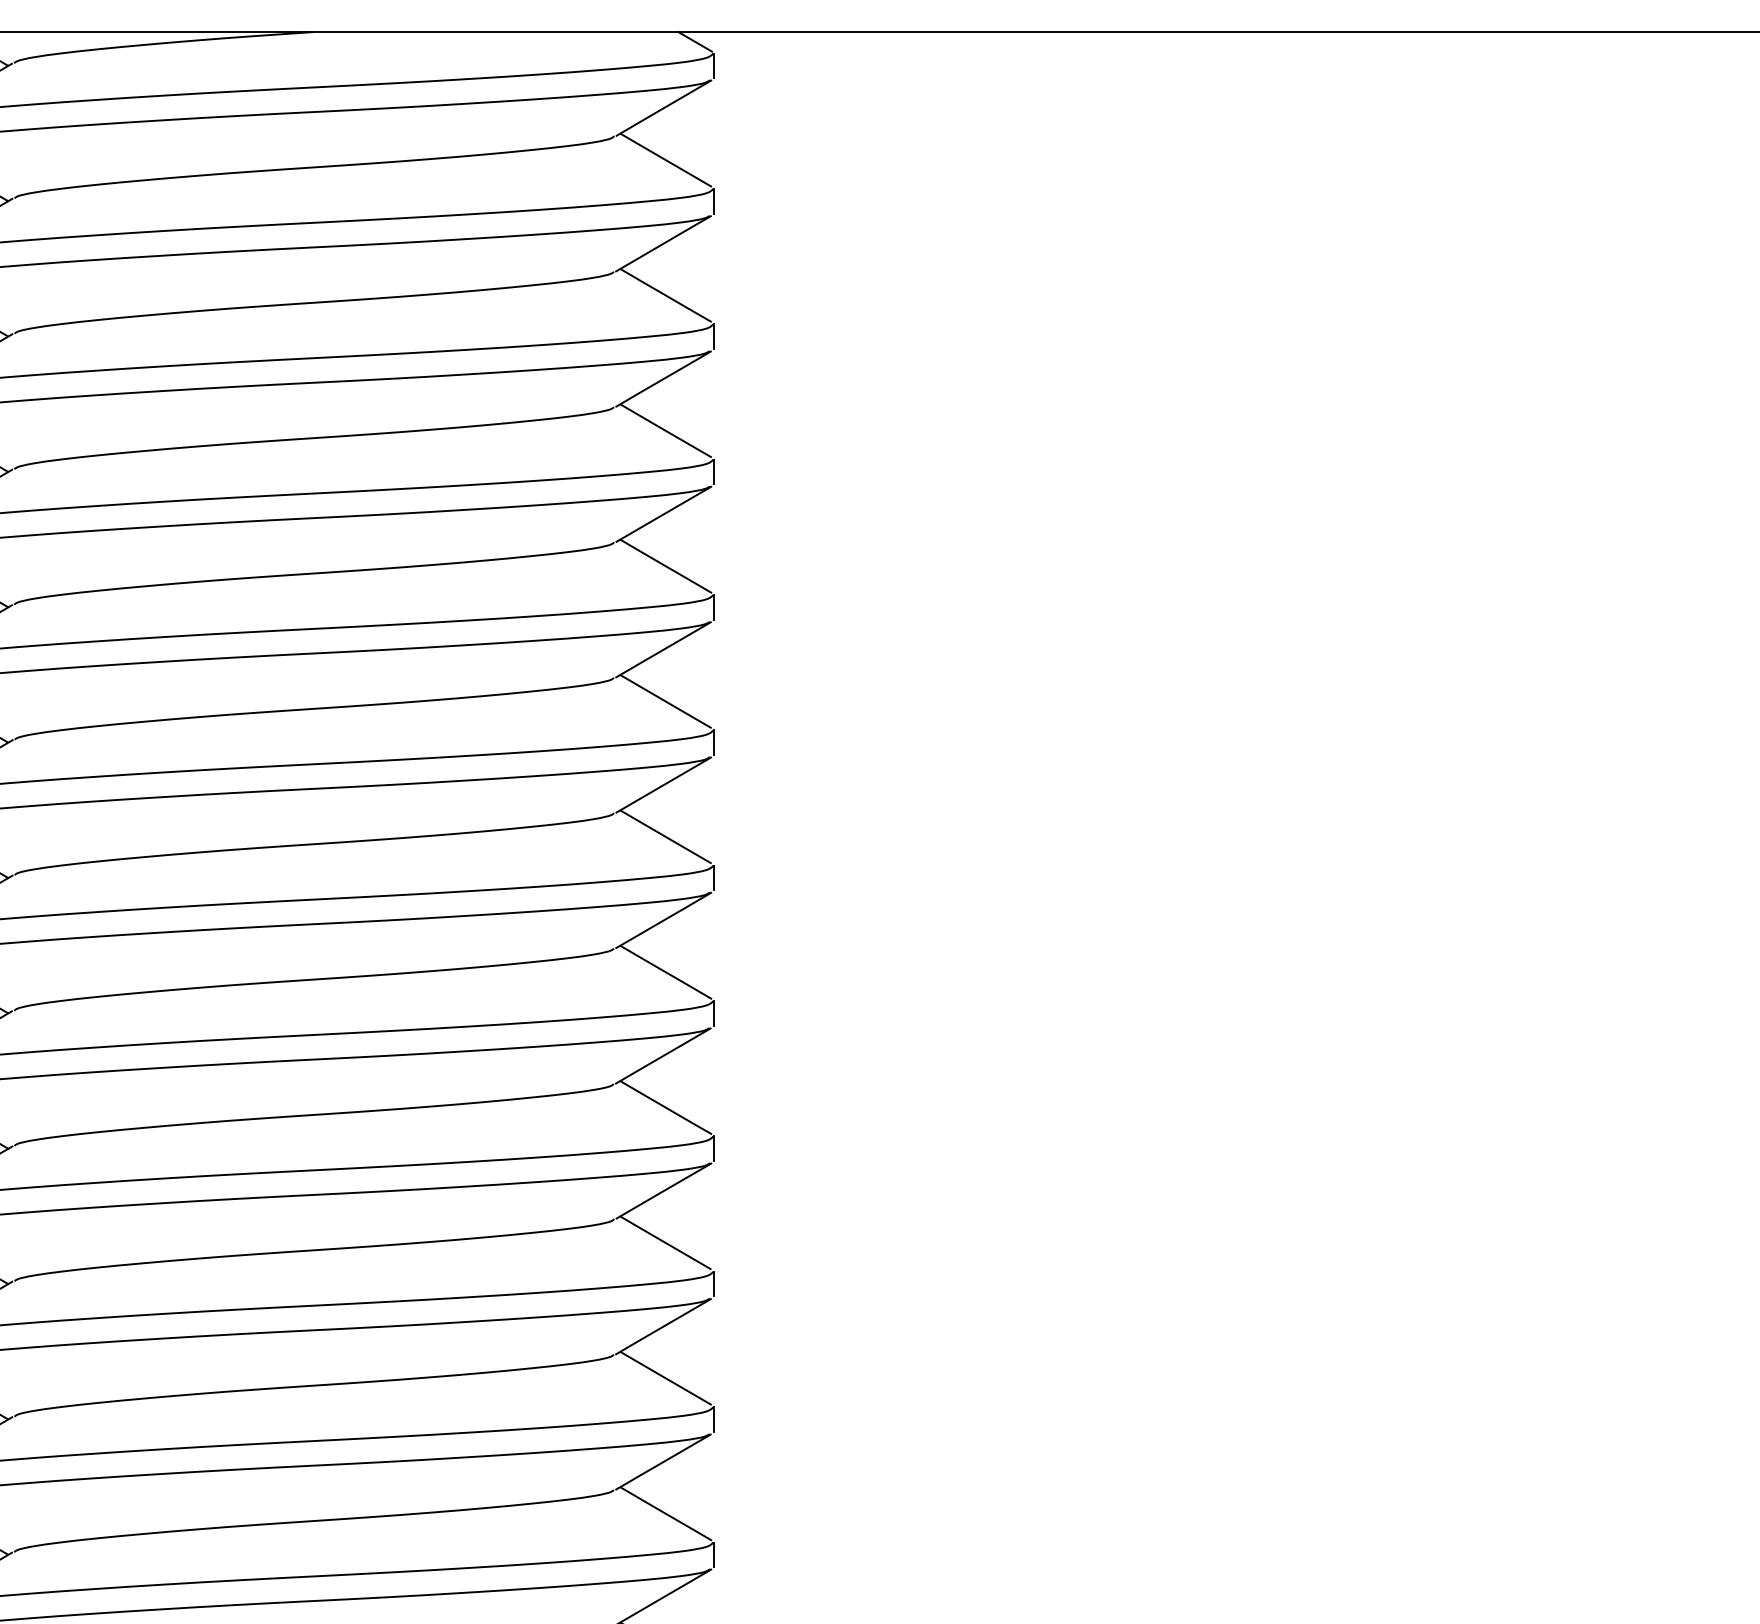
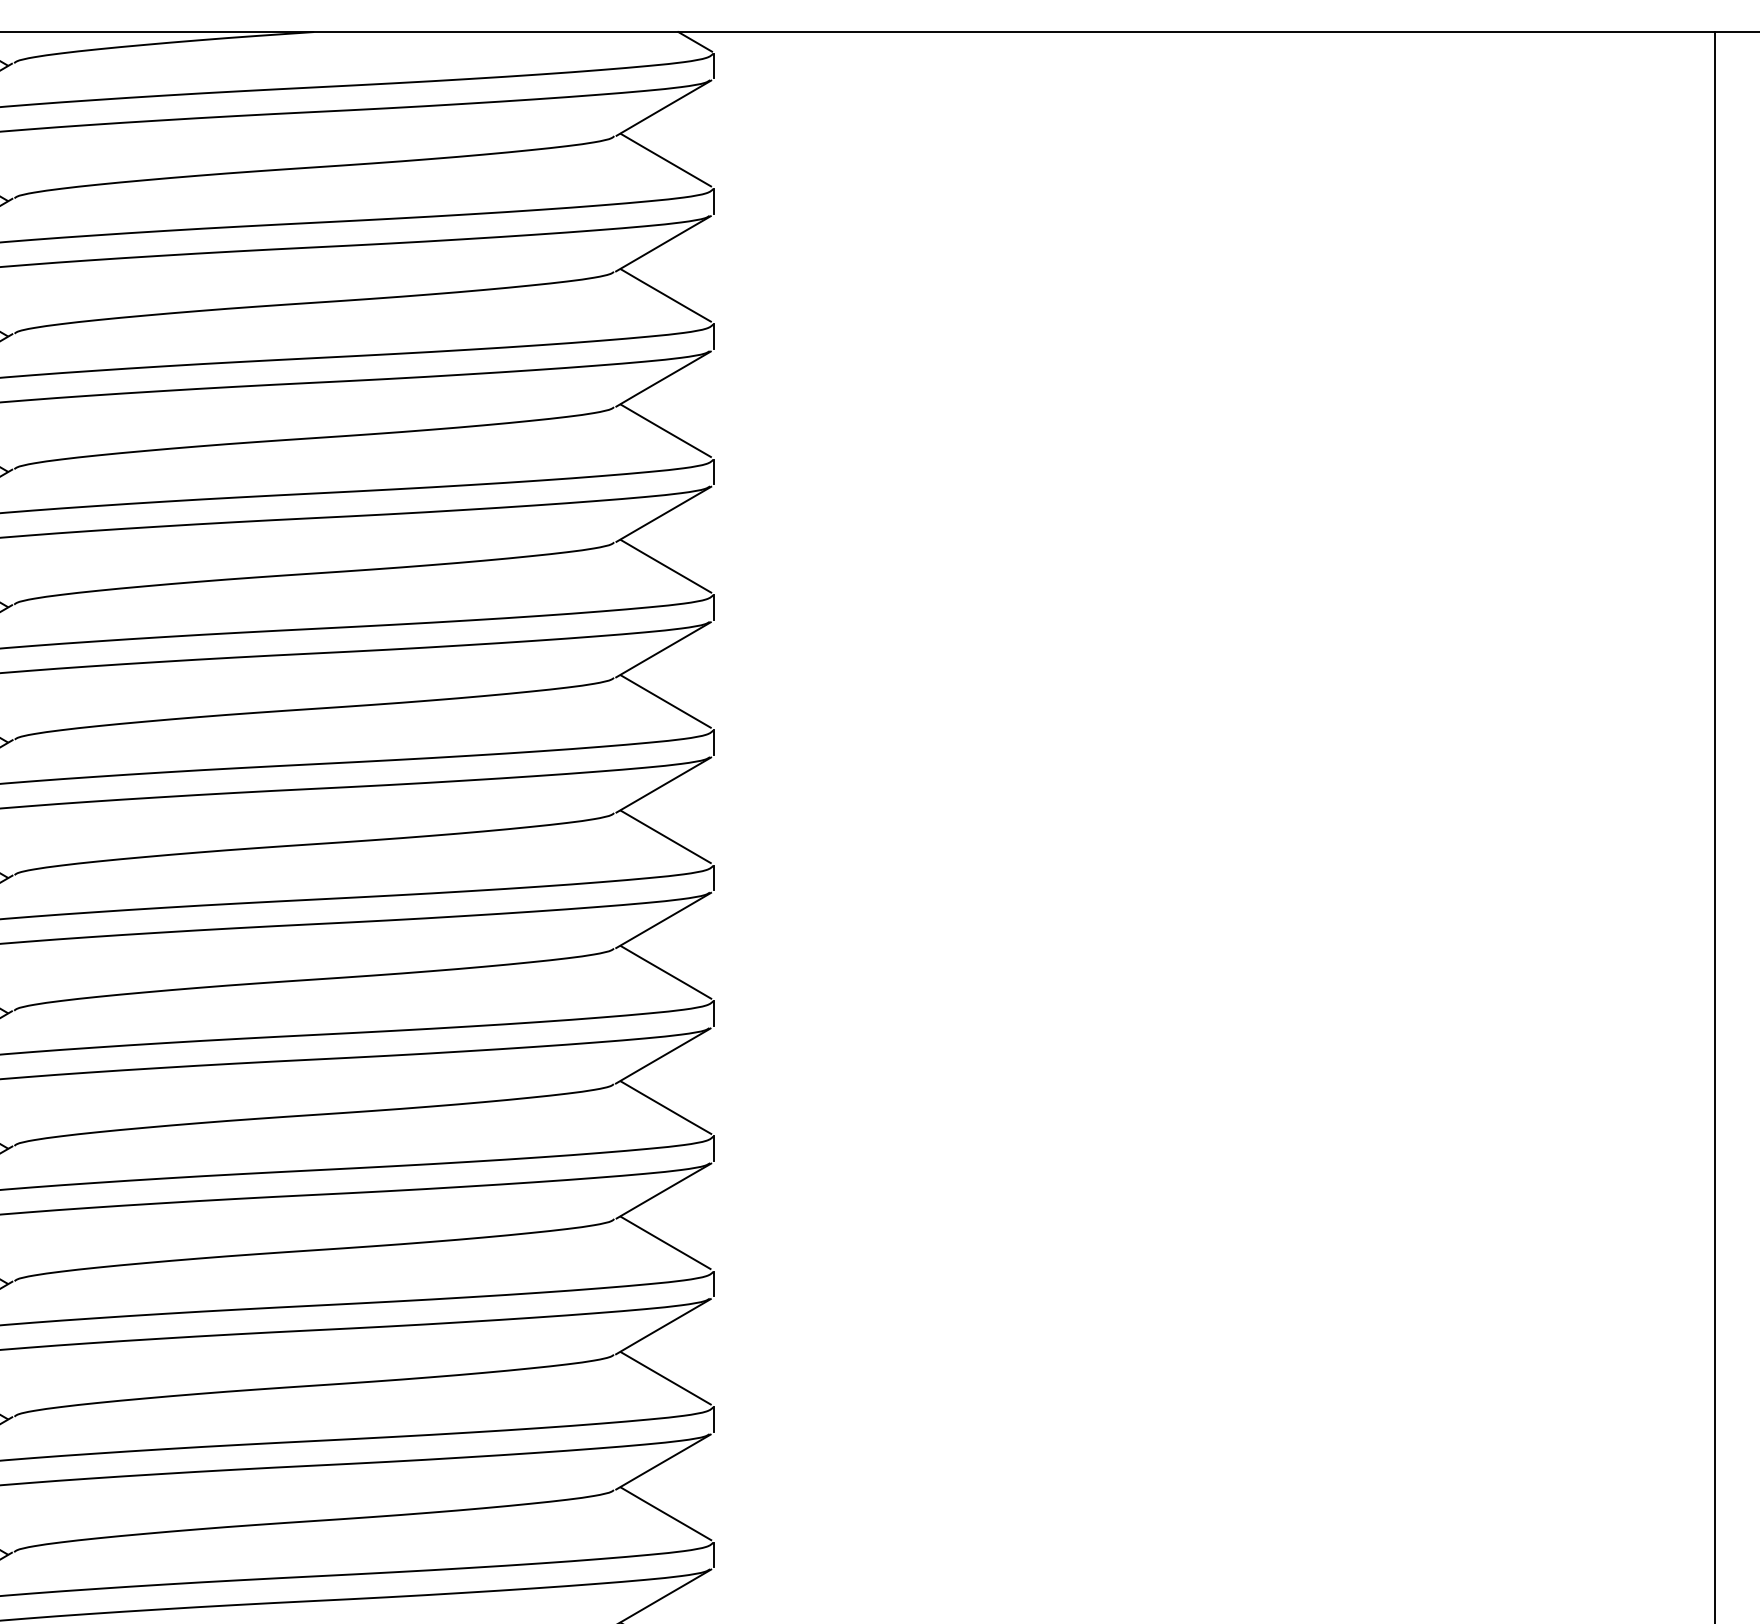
line: none -> present (1715, 826)
